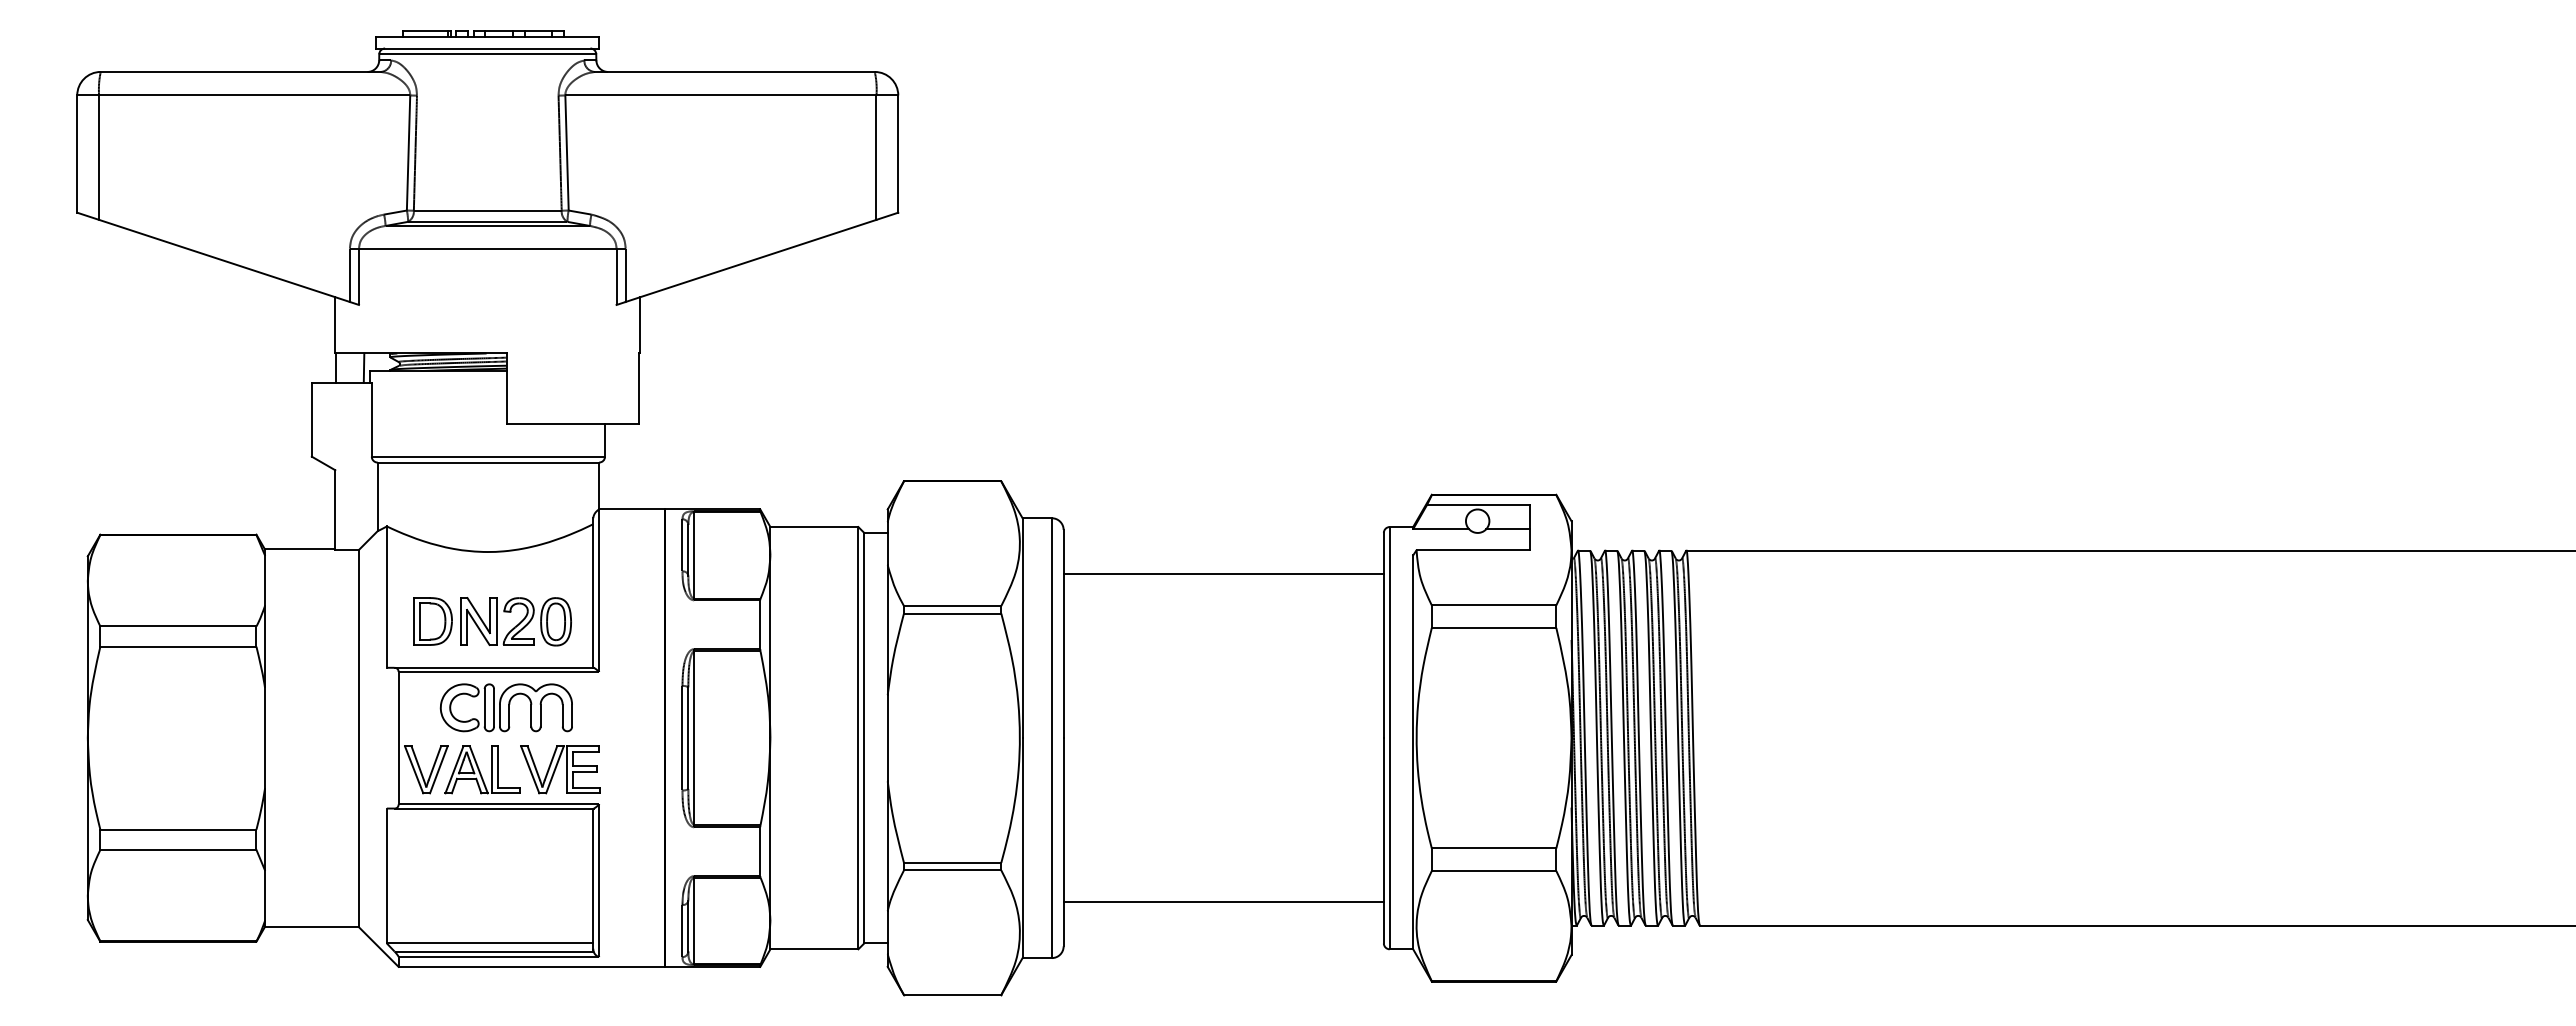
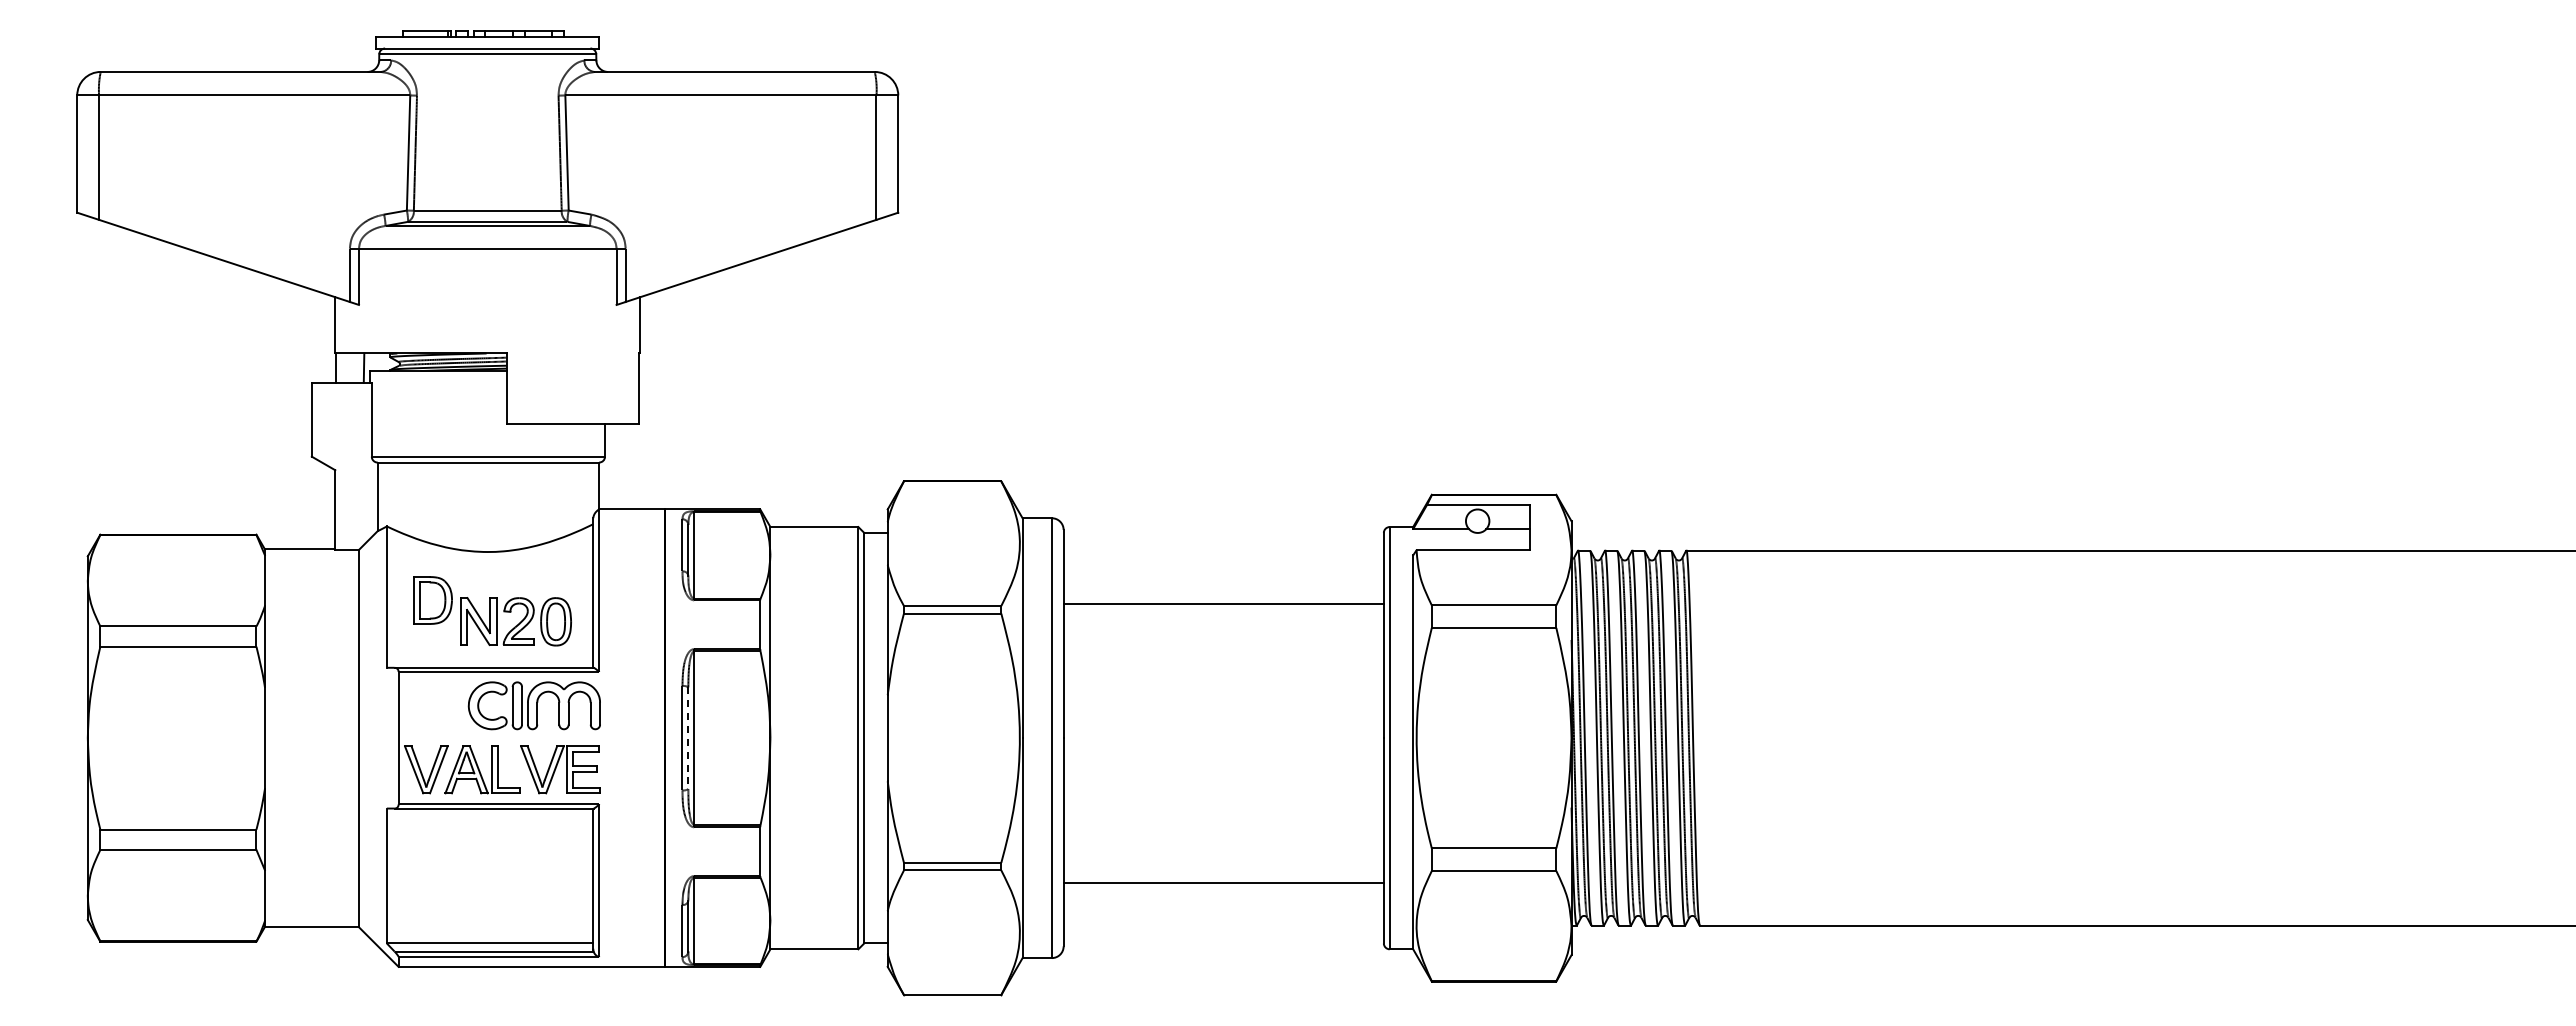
line position: (1223, 573) -> (1223, 603) (1223, 603)
part position: (432, 621) -> (432, 600) (432, 600)
part position: (505, 707) -> (533, 705) (533, 705)
line: solid -> dashed (688, 738)
line position: (1223, 902) -> (1223, 883) (1223, 883)
